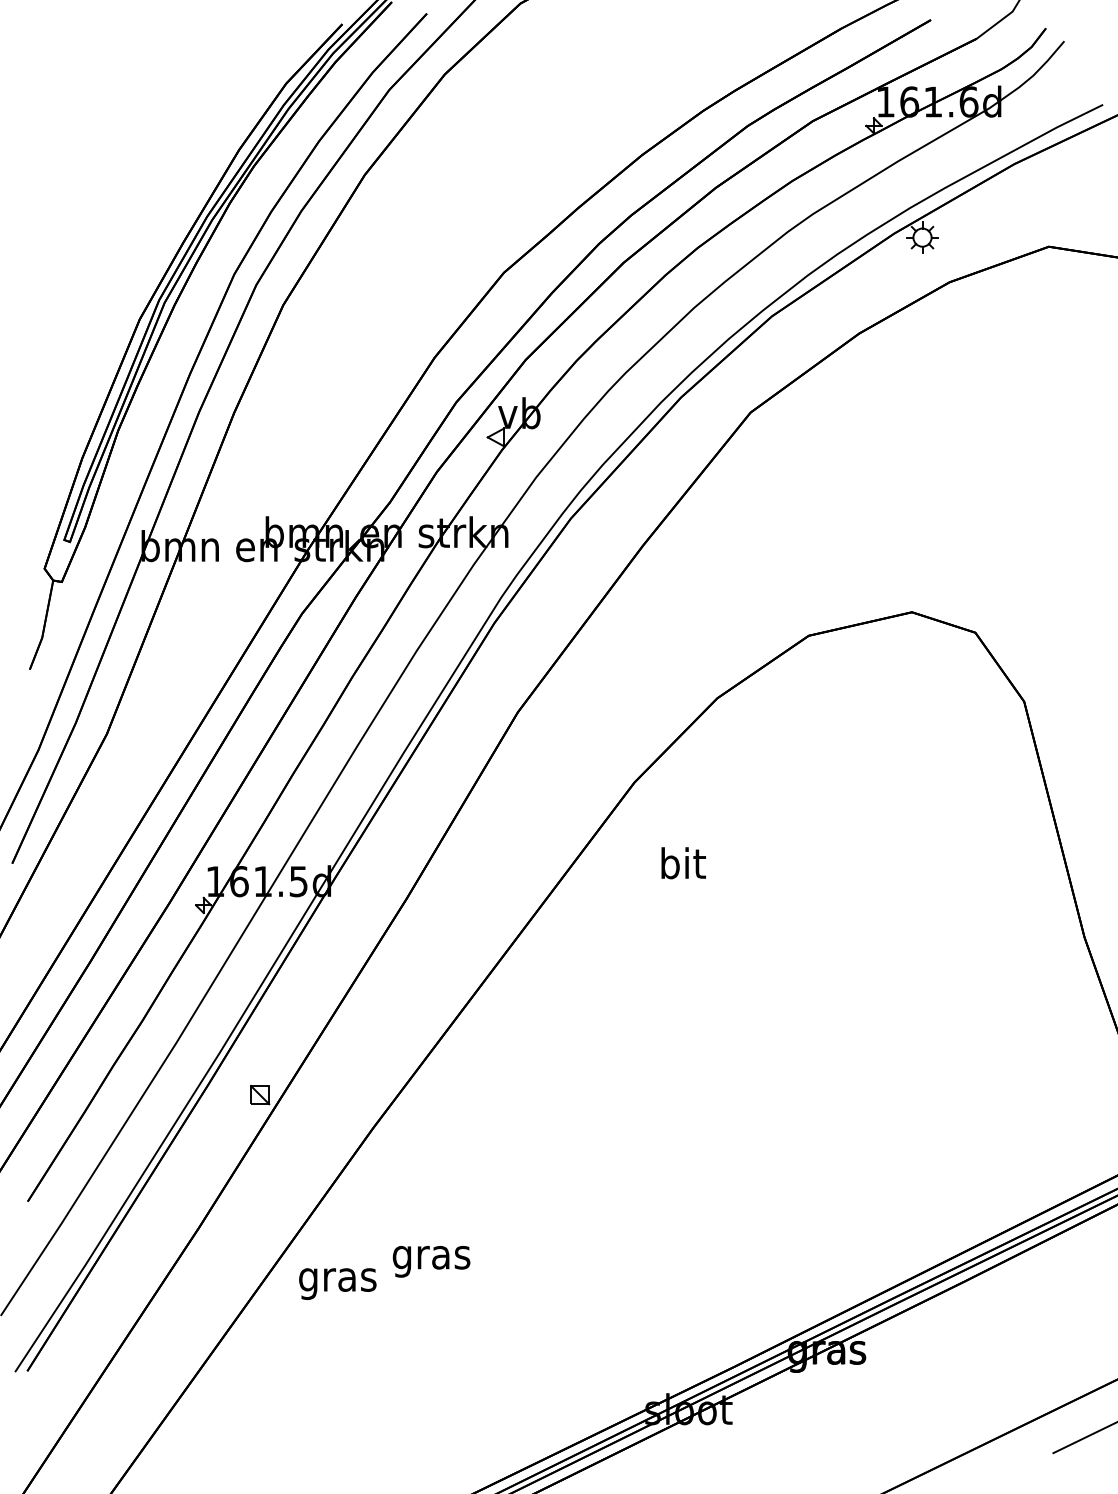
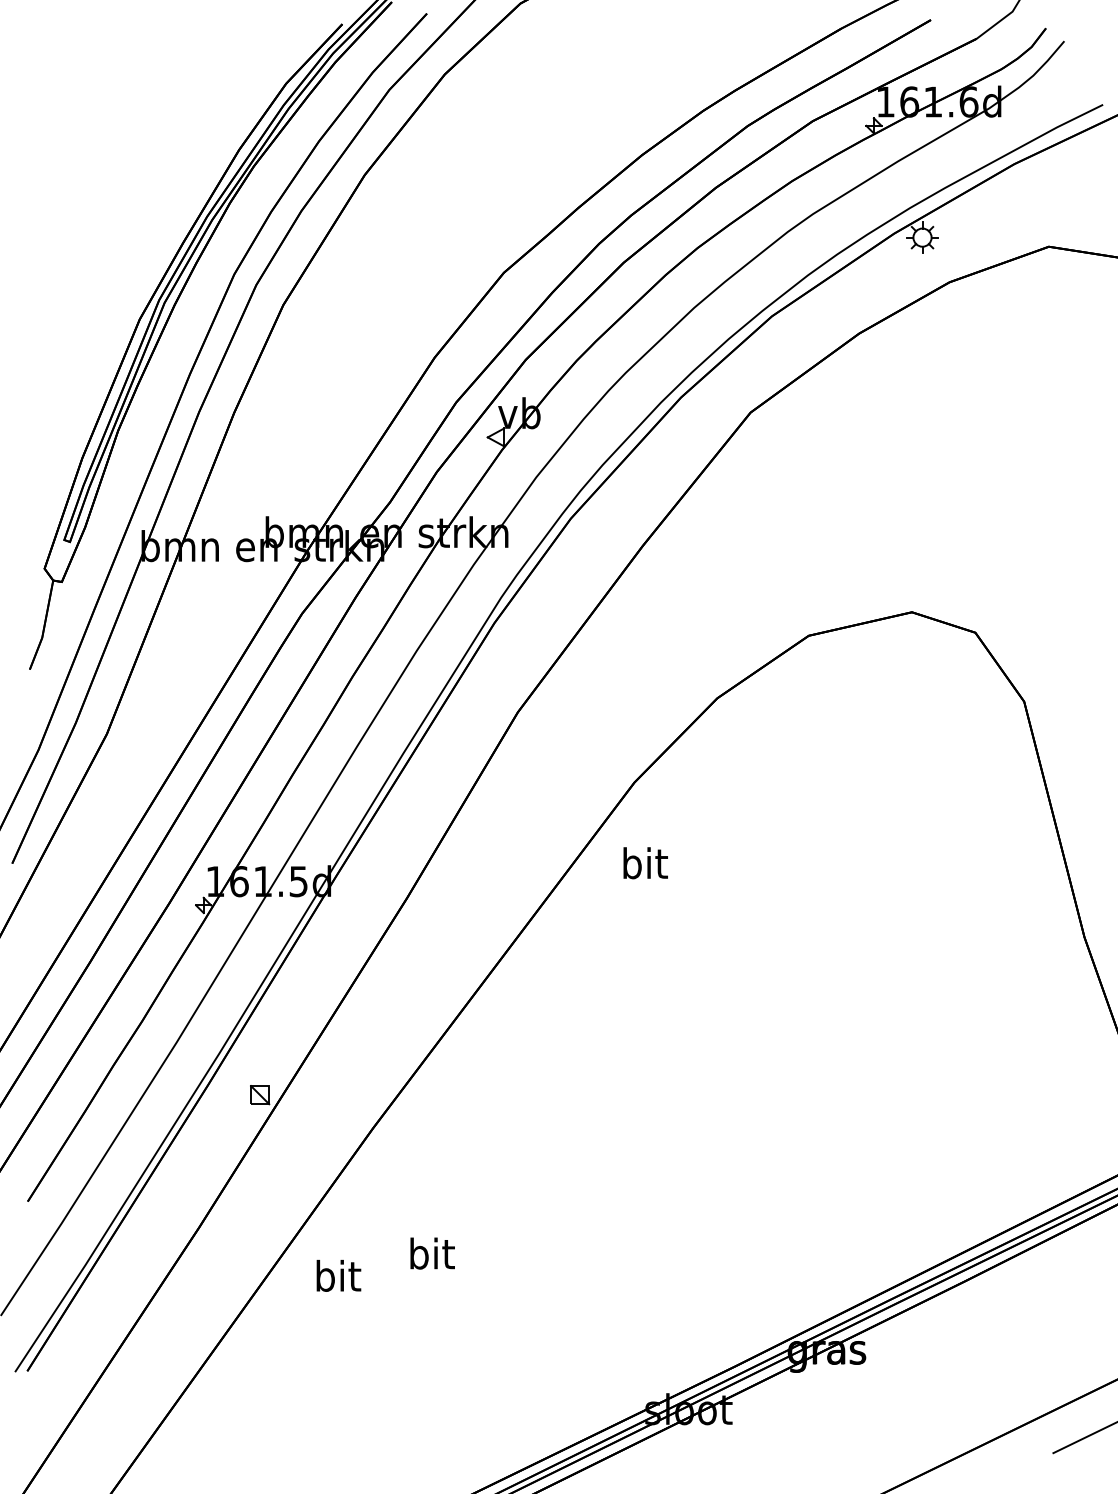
text position: (683, 863) -> (645, 863) (645, 863)
text: gras -> bit (431, 1257)
text: gras -> bit (337, 1279)
